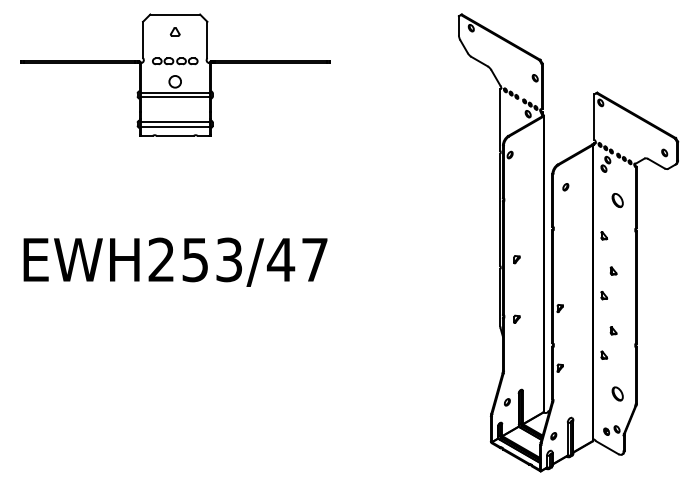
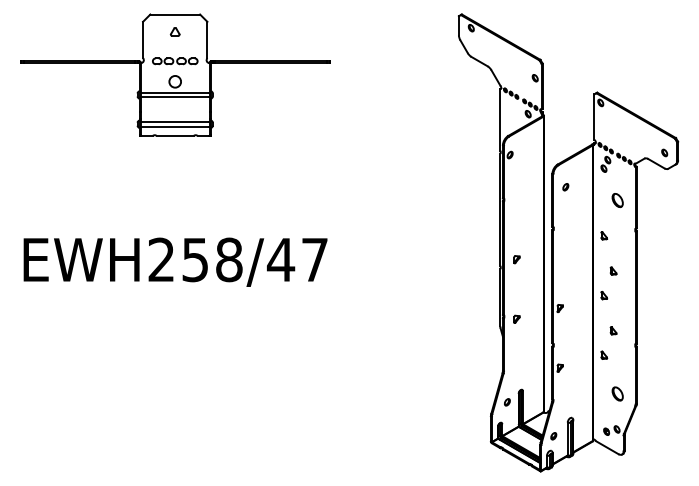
text: EWH253/47 -> EWH258/47 (229, 259)
